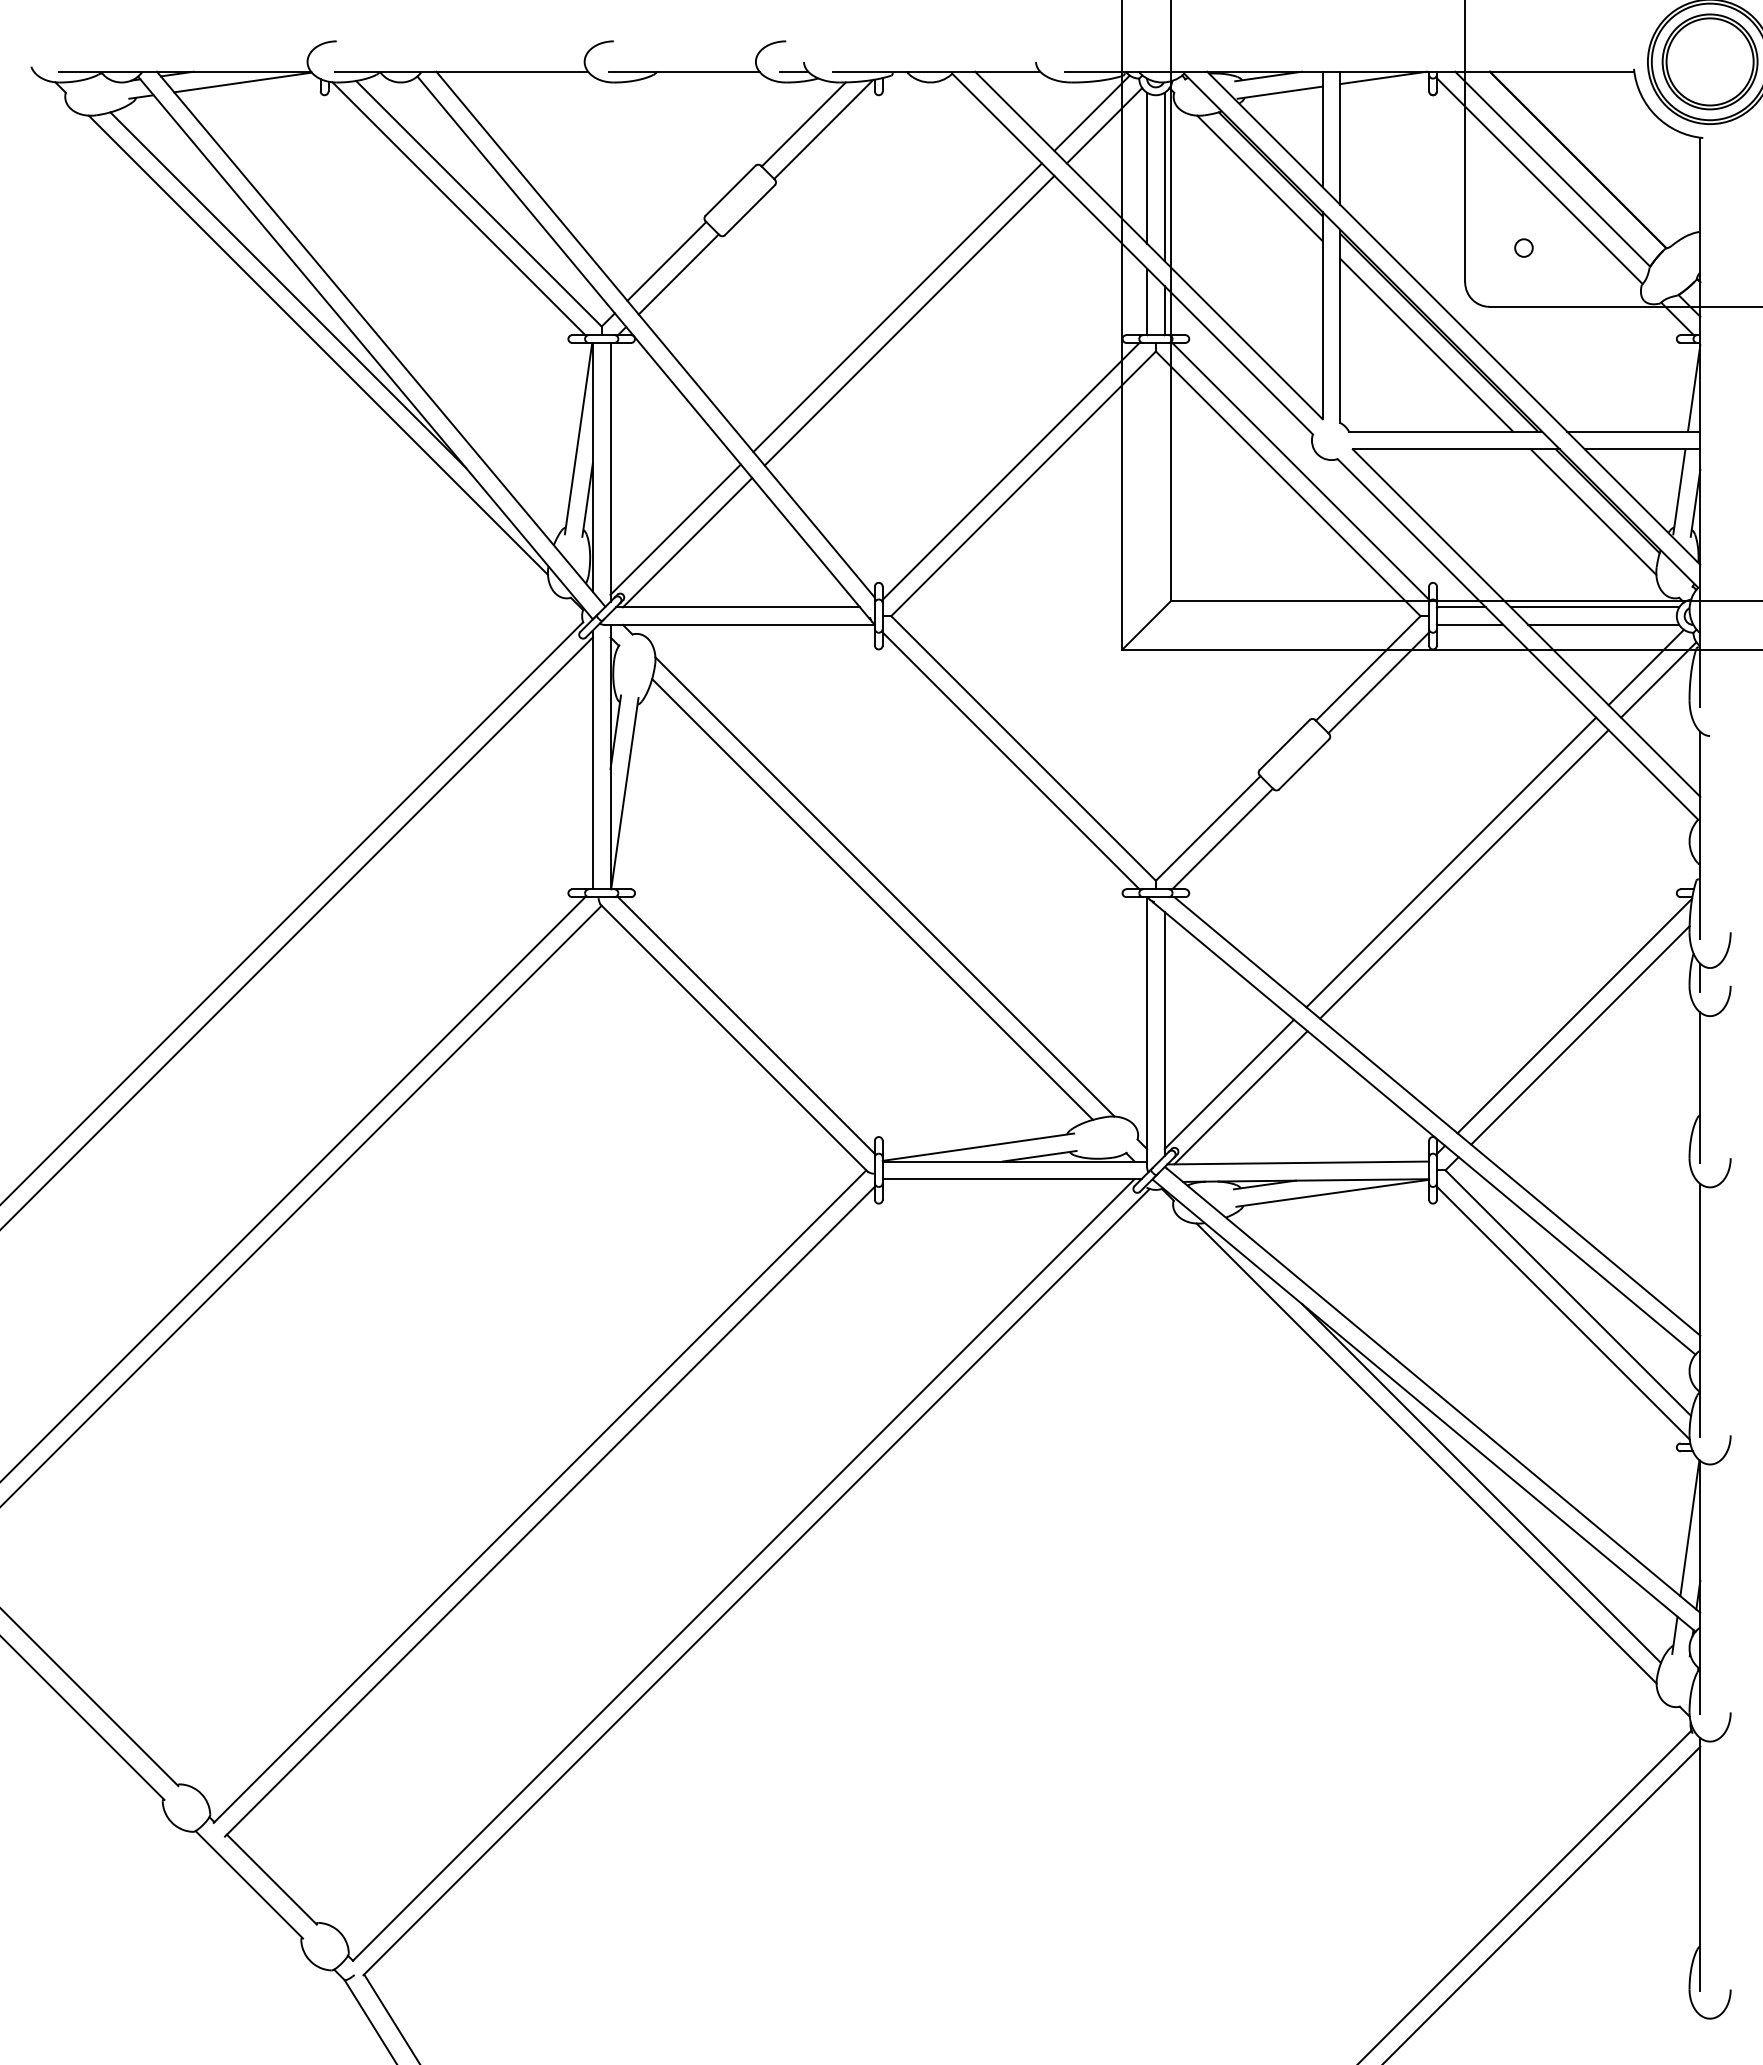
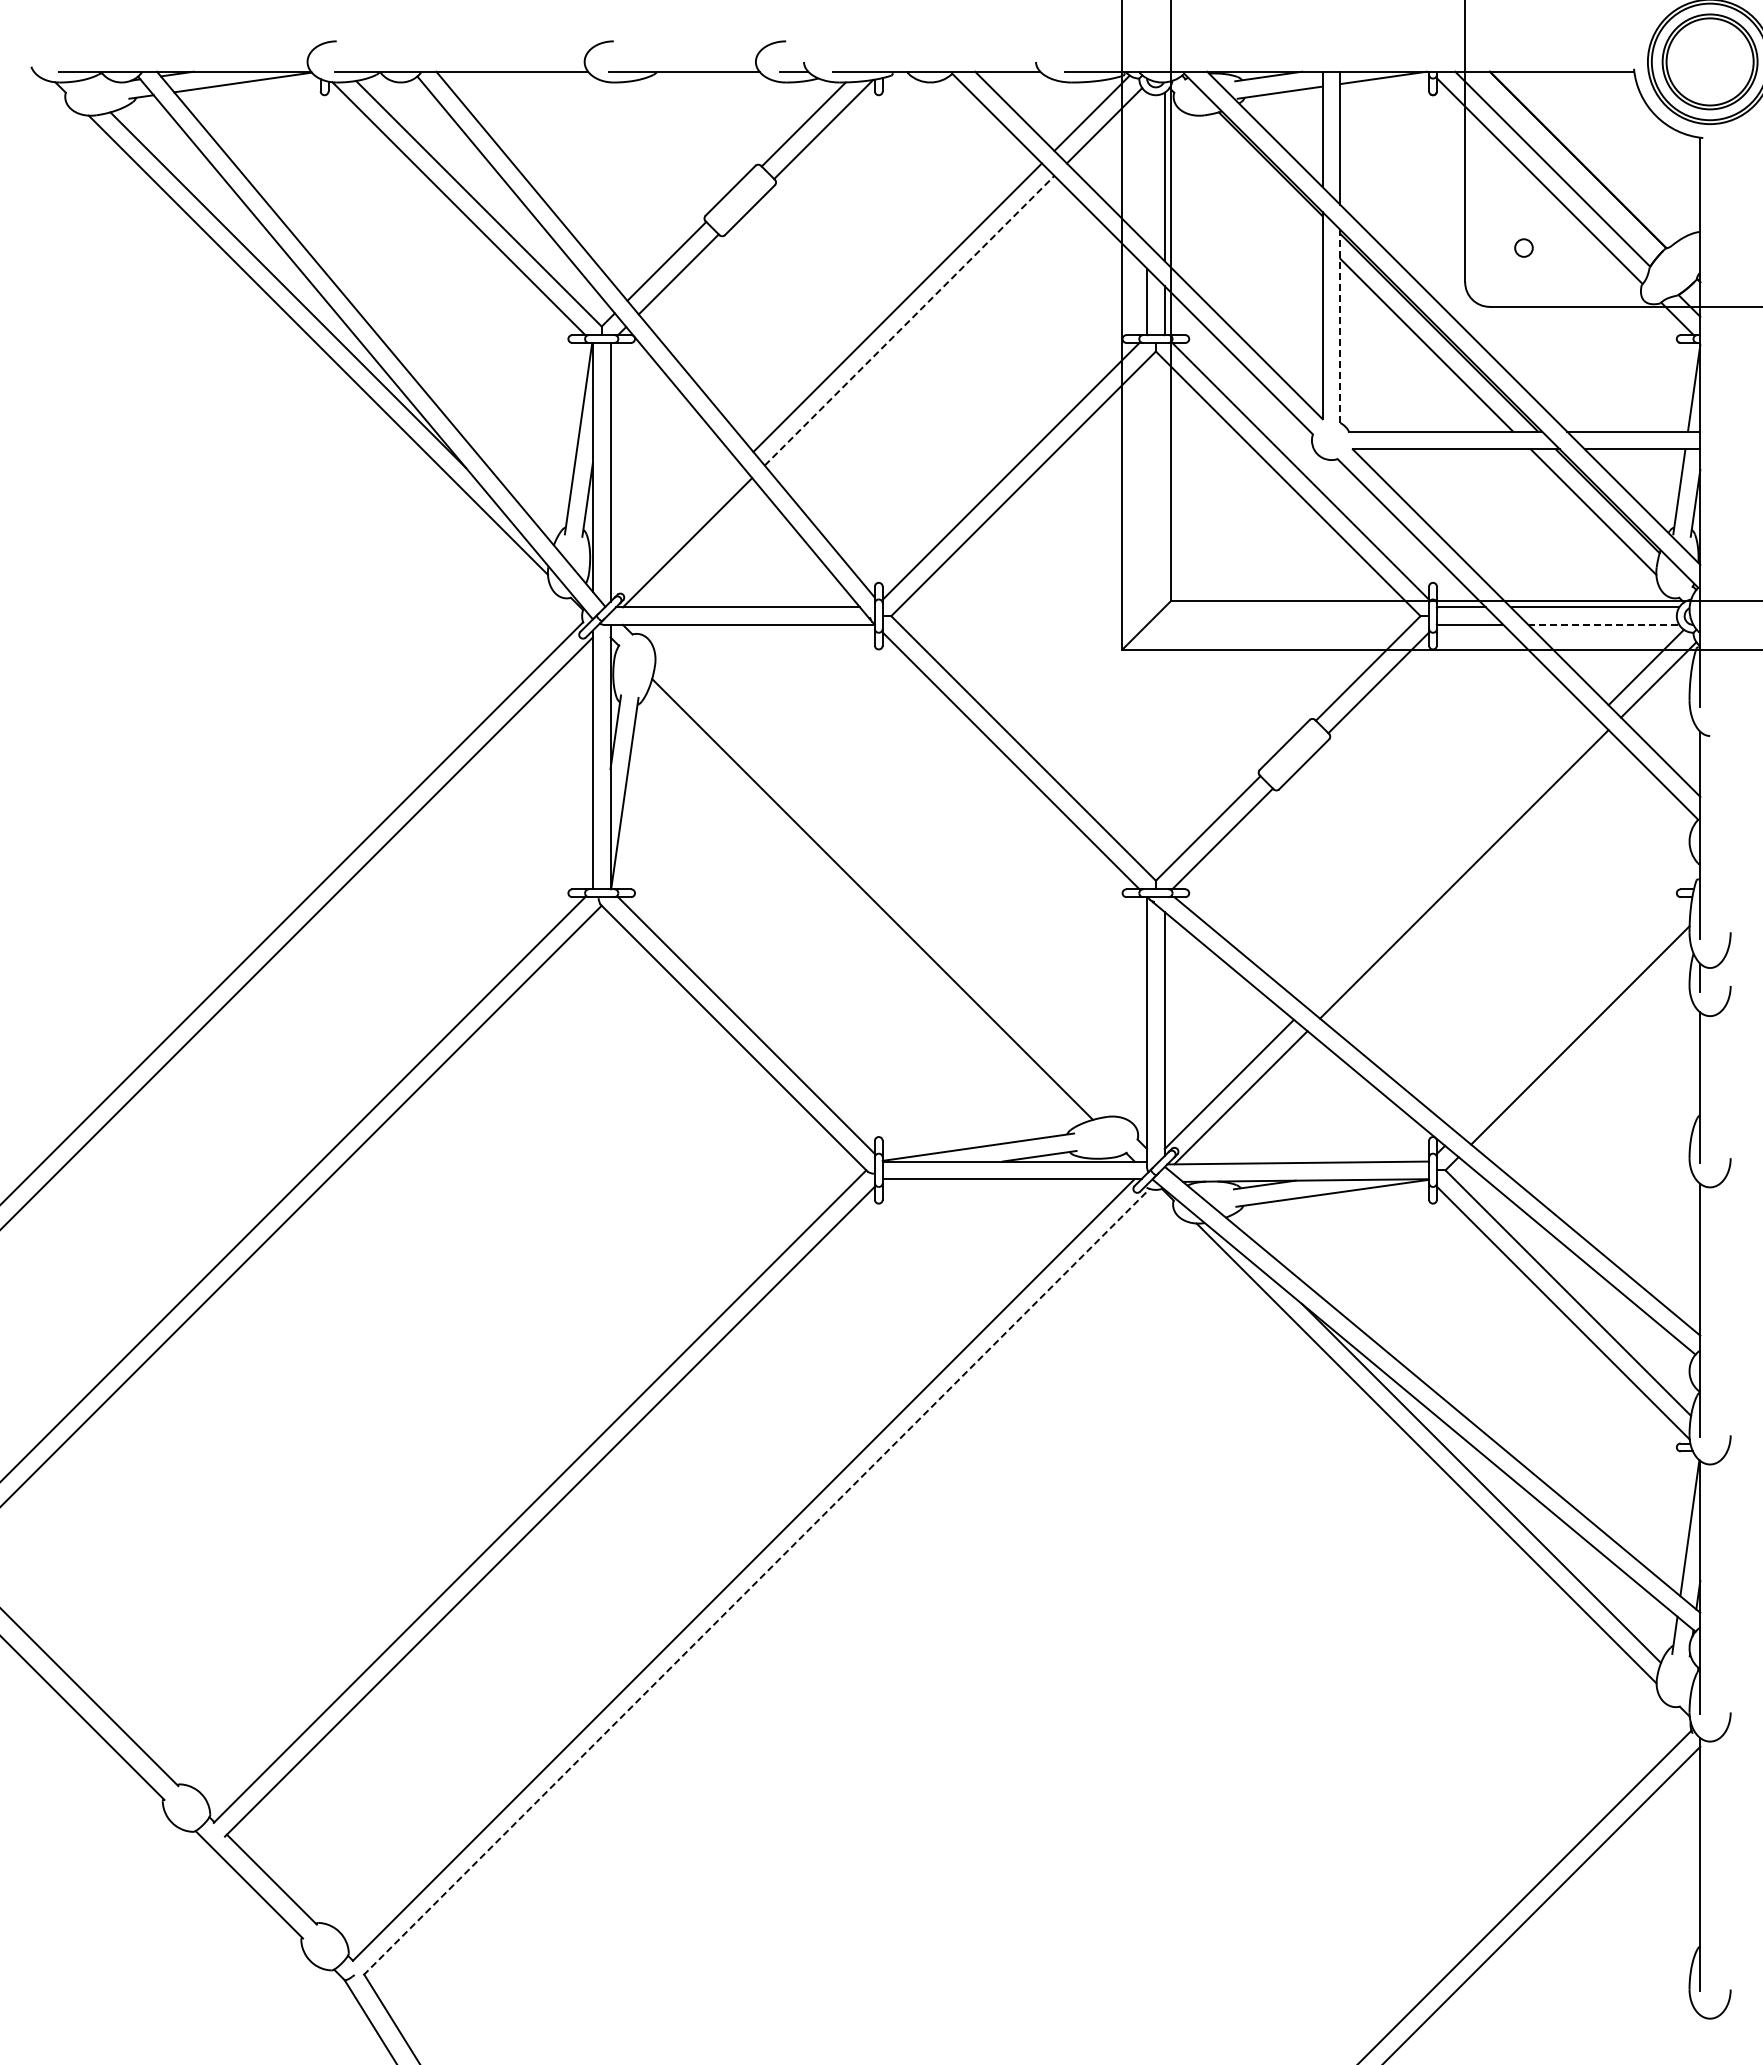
line: present -> none (1147, 167)
line: present -> none (1259, 178)
line: solid -> dashed (909, 320)
line: solid -> dashed (1340, 326)
line: present -> none (675, 529)
line: solid -> dashed (1604, 624)
line: present -> none (1451, 862)
line: present -> none (884, 886)
line: present -> none (1574, 1015)
line: solid -> dashed (756, 1581)
